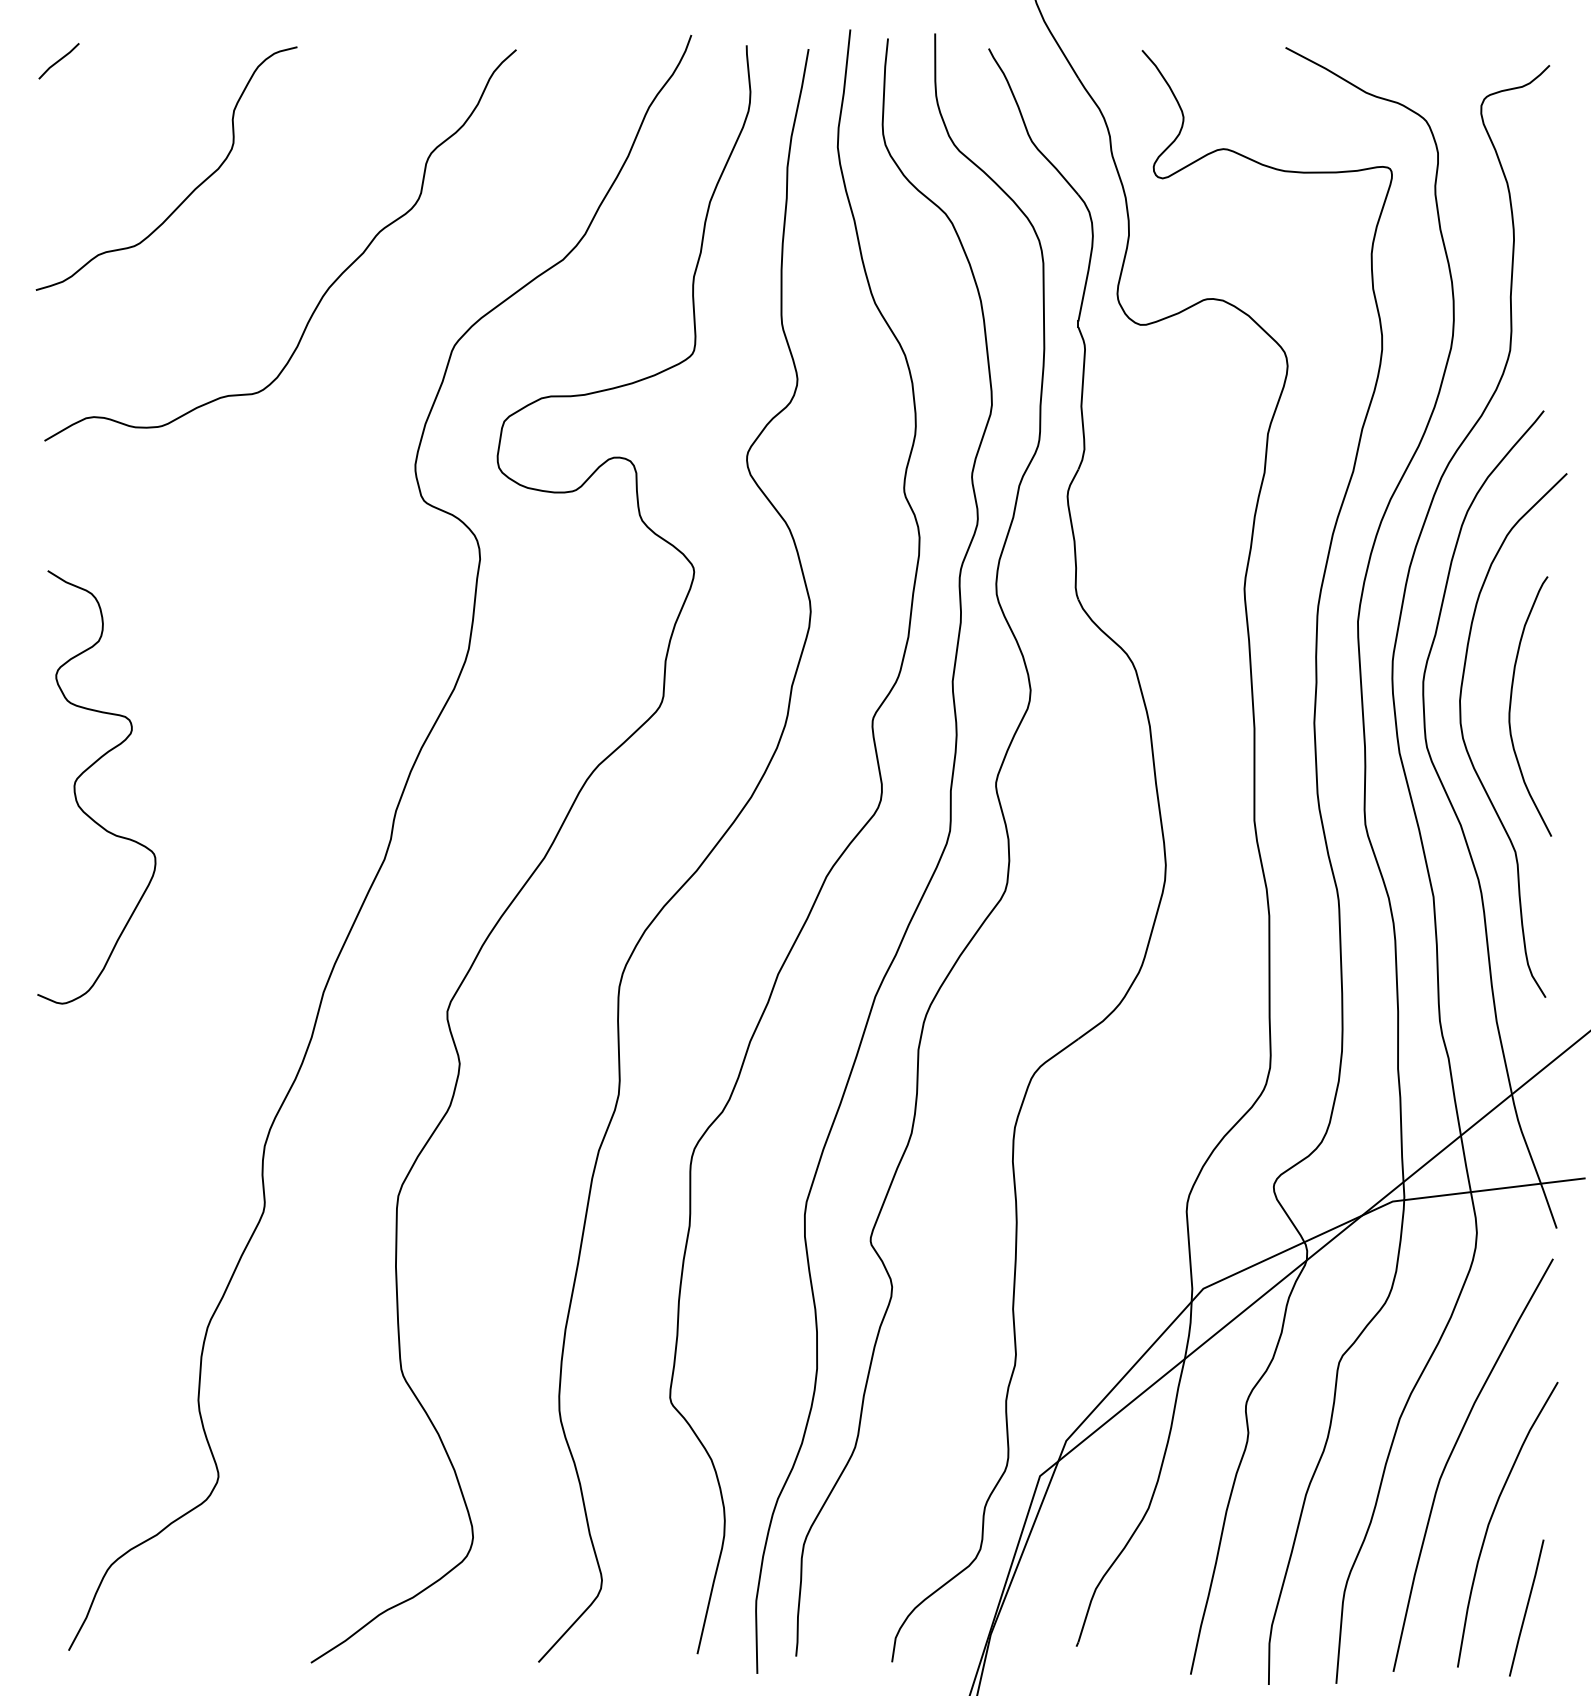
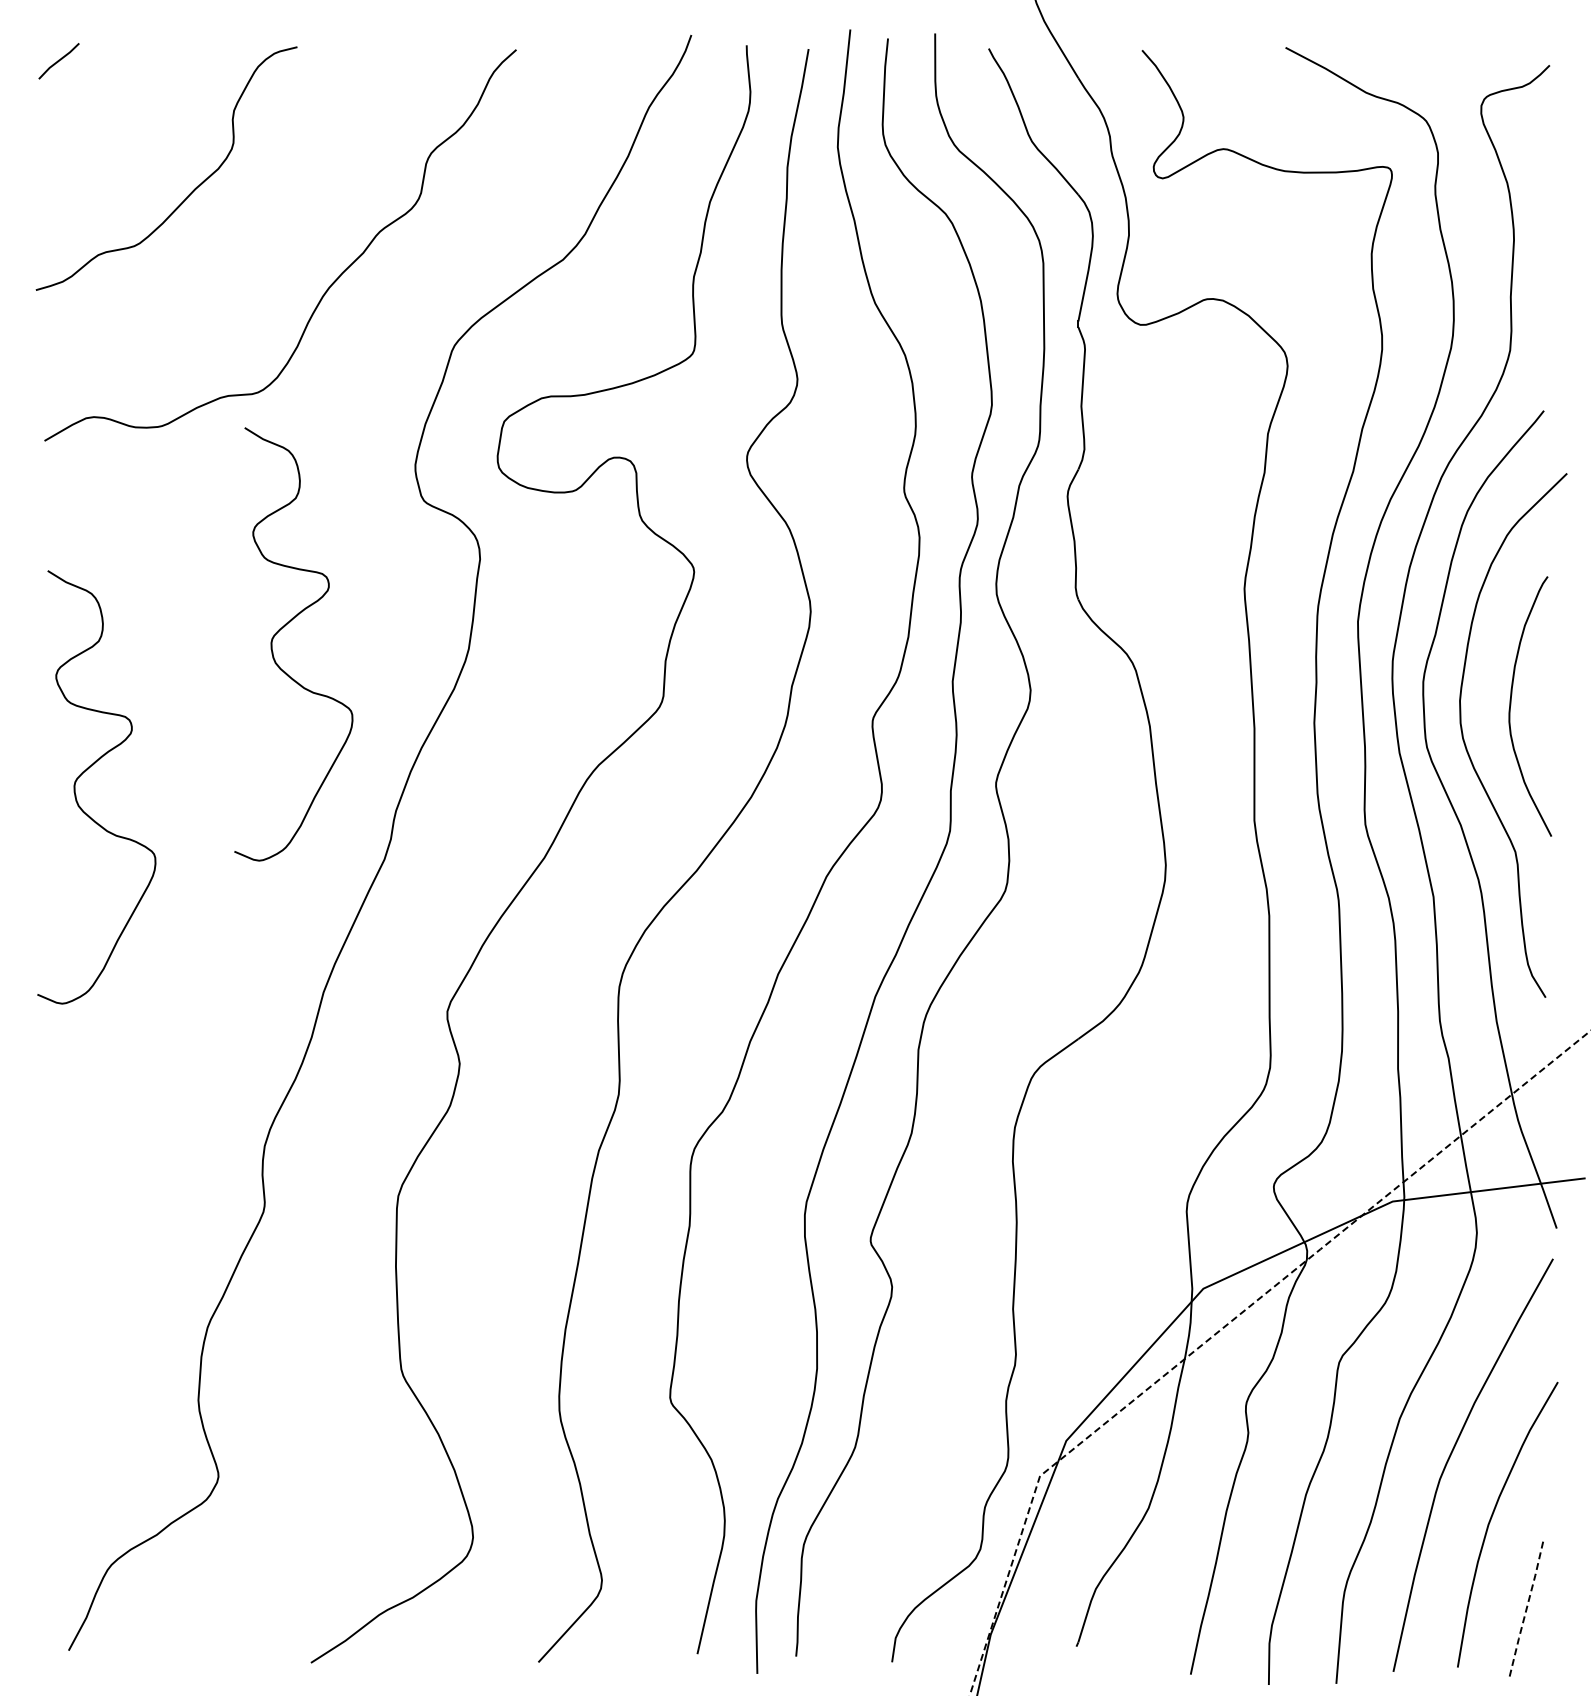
curve: none -> present (283, 628)
line: solid -> dashed (1225, 1325)
line: solid -> dashed (1526, 1607)
